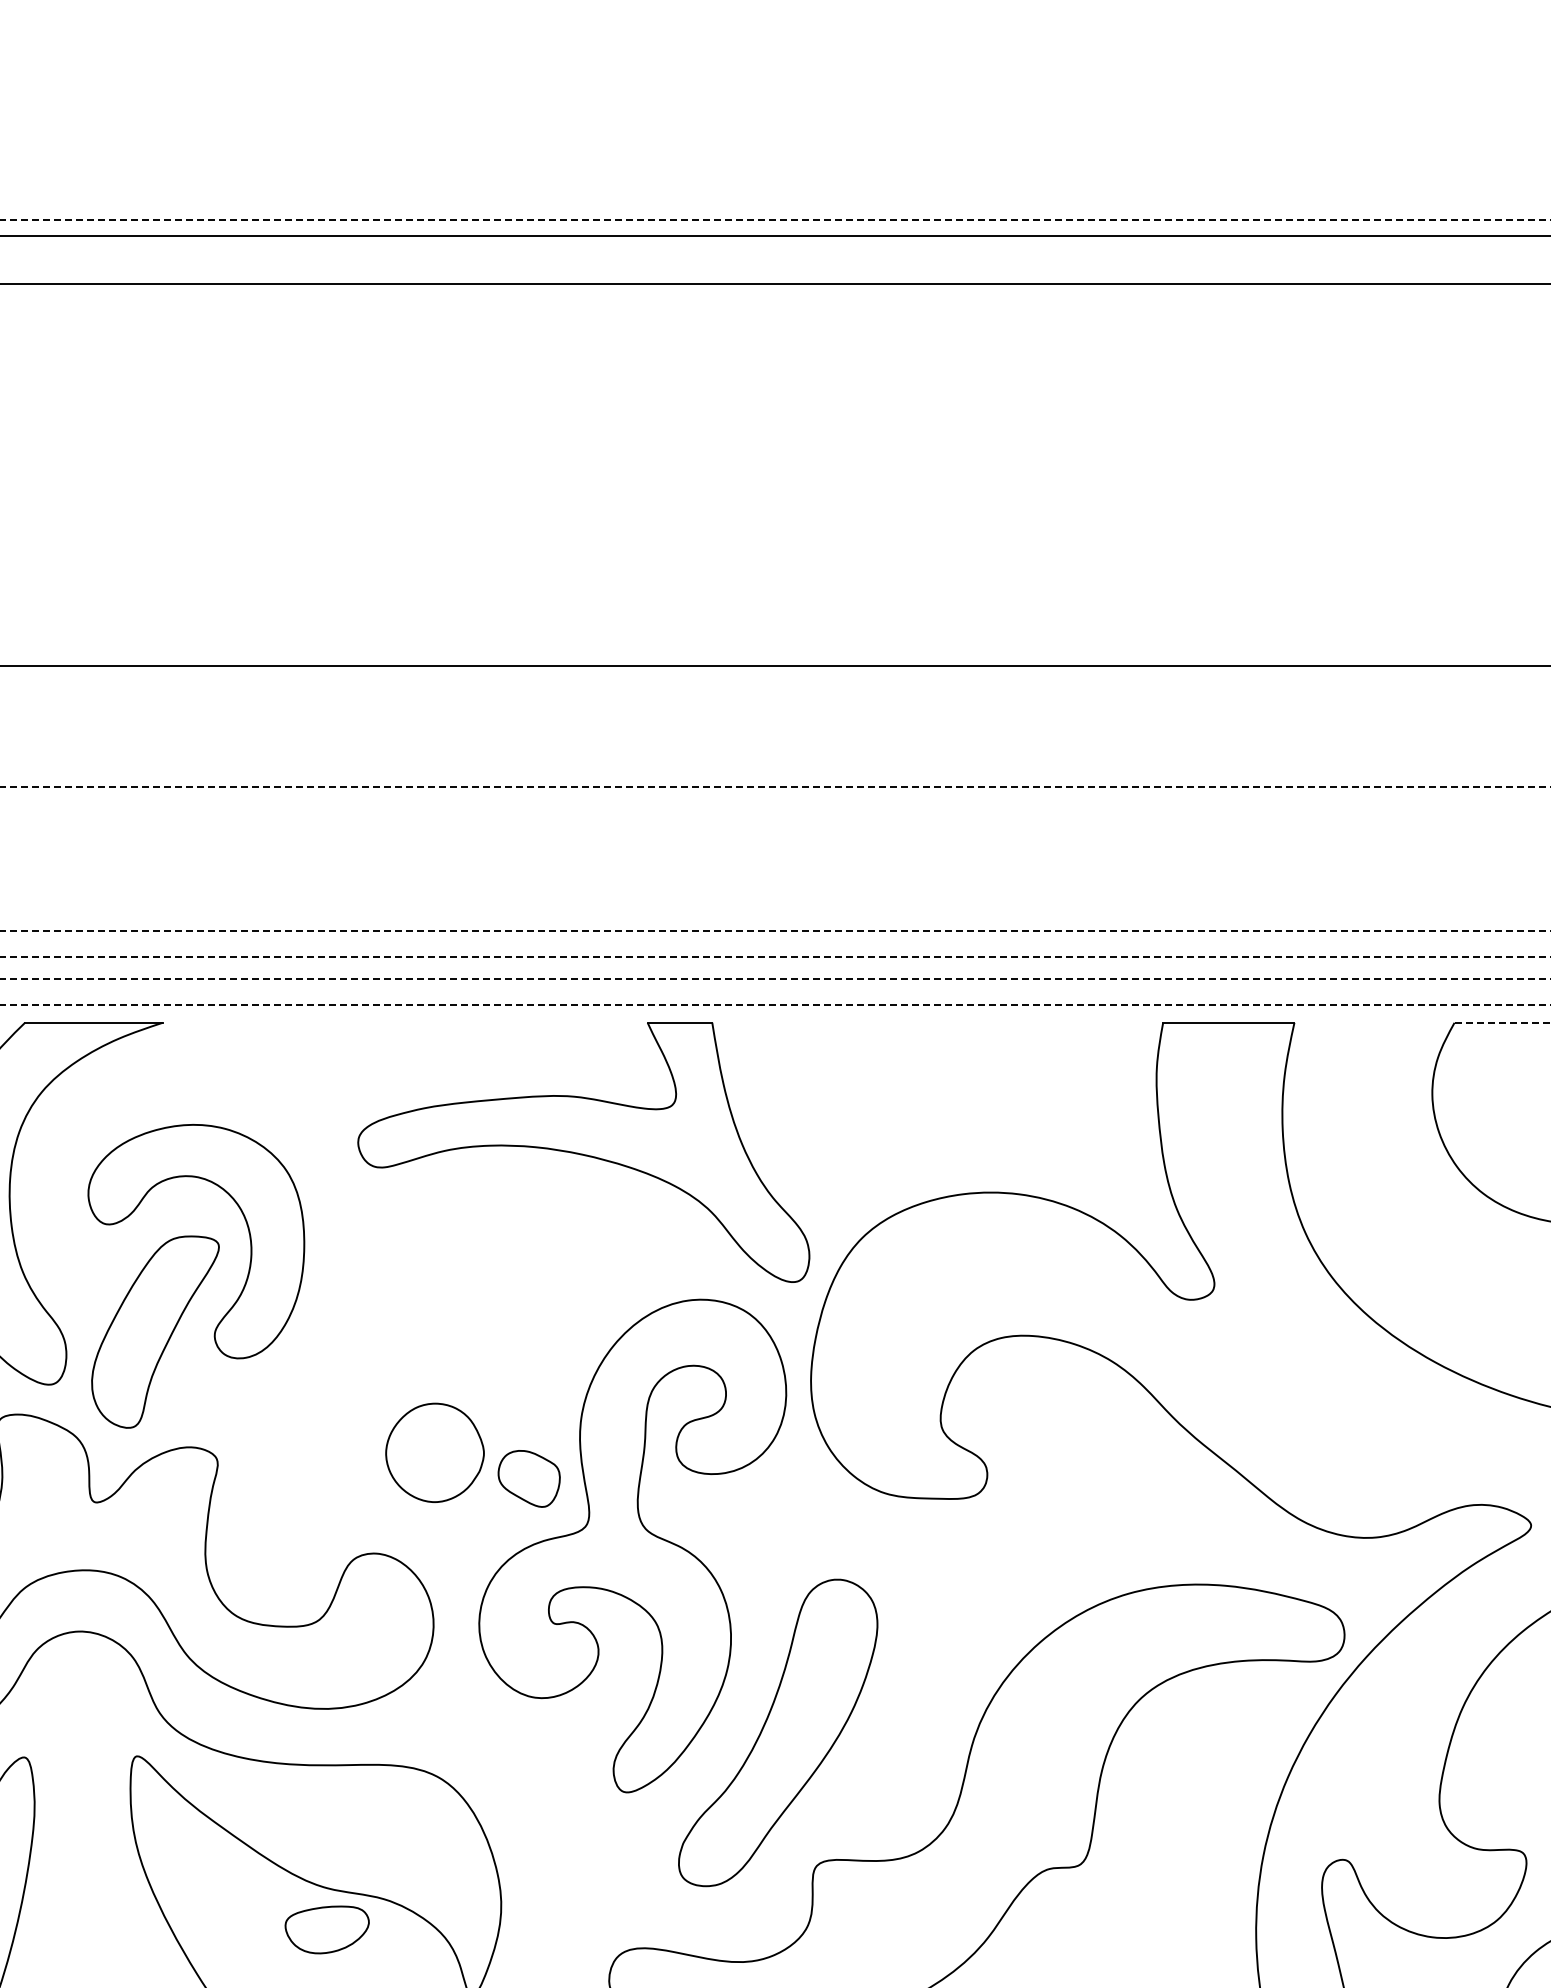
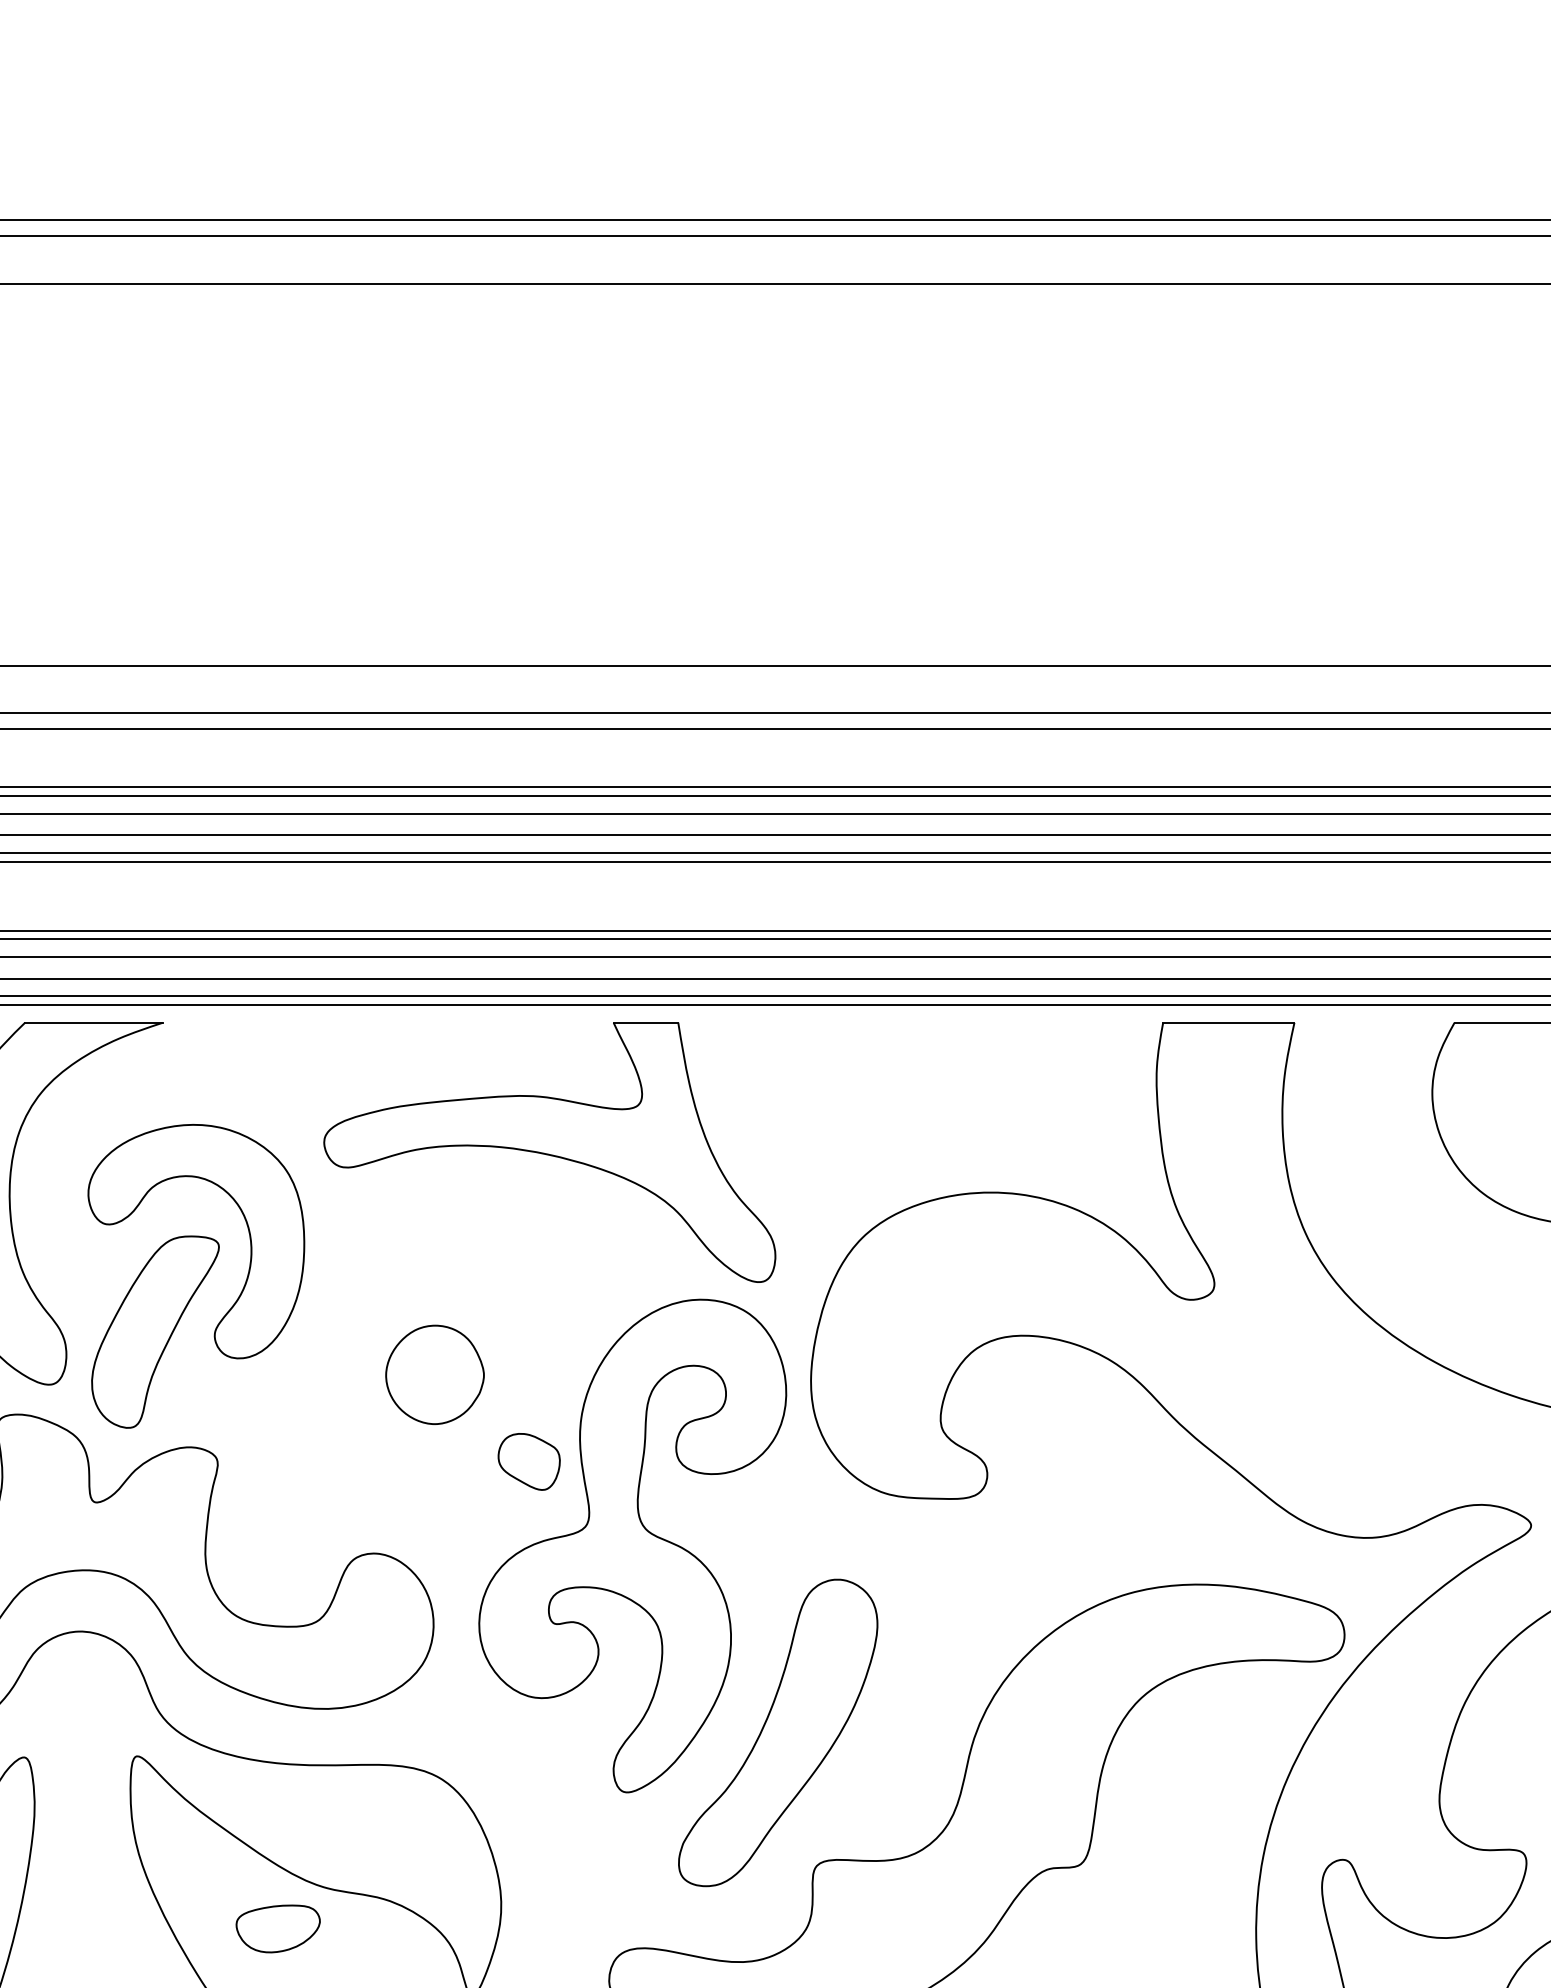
line: dashed -> solid (776, 219)
line: none -> present (774, 713)
line: none -> present (774, 729)
line: dashed -> solid (776, 787)
line: none -> present (774, 796)
line: none -> present (774, 813)
line: none -> present (774, 835)
line: none -> present (774, 853)
line: none -> present (774, 861)
line: dashed -> solid (776, 930)
line: none -> present (774, 939)
line: dashed -> solid (775, 957)
line: dashed -> solid (776, 978)
line: none -> present (774, 996)
line: dashed -> solid (775, 1004)
line: dashed -> solid (1502, 1022)
part position: (583, 1152) -> (549, 1152) (549, 1152)
part position: (434, 1452) -> (434, 1374) (434, 1374)
part position: (528, 1478) -> (528, 1461) (528, 1461)
part position: (326, 1929) -> (277, 1928) (277, 1928)
